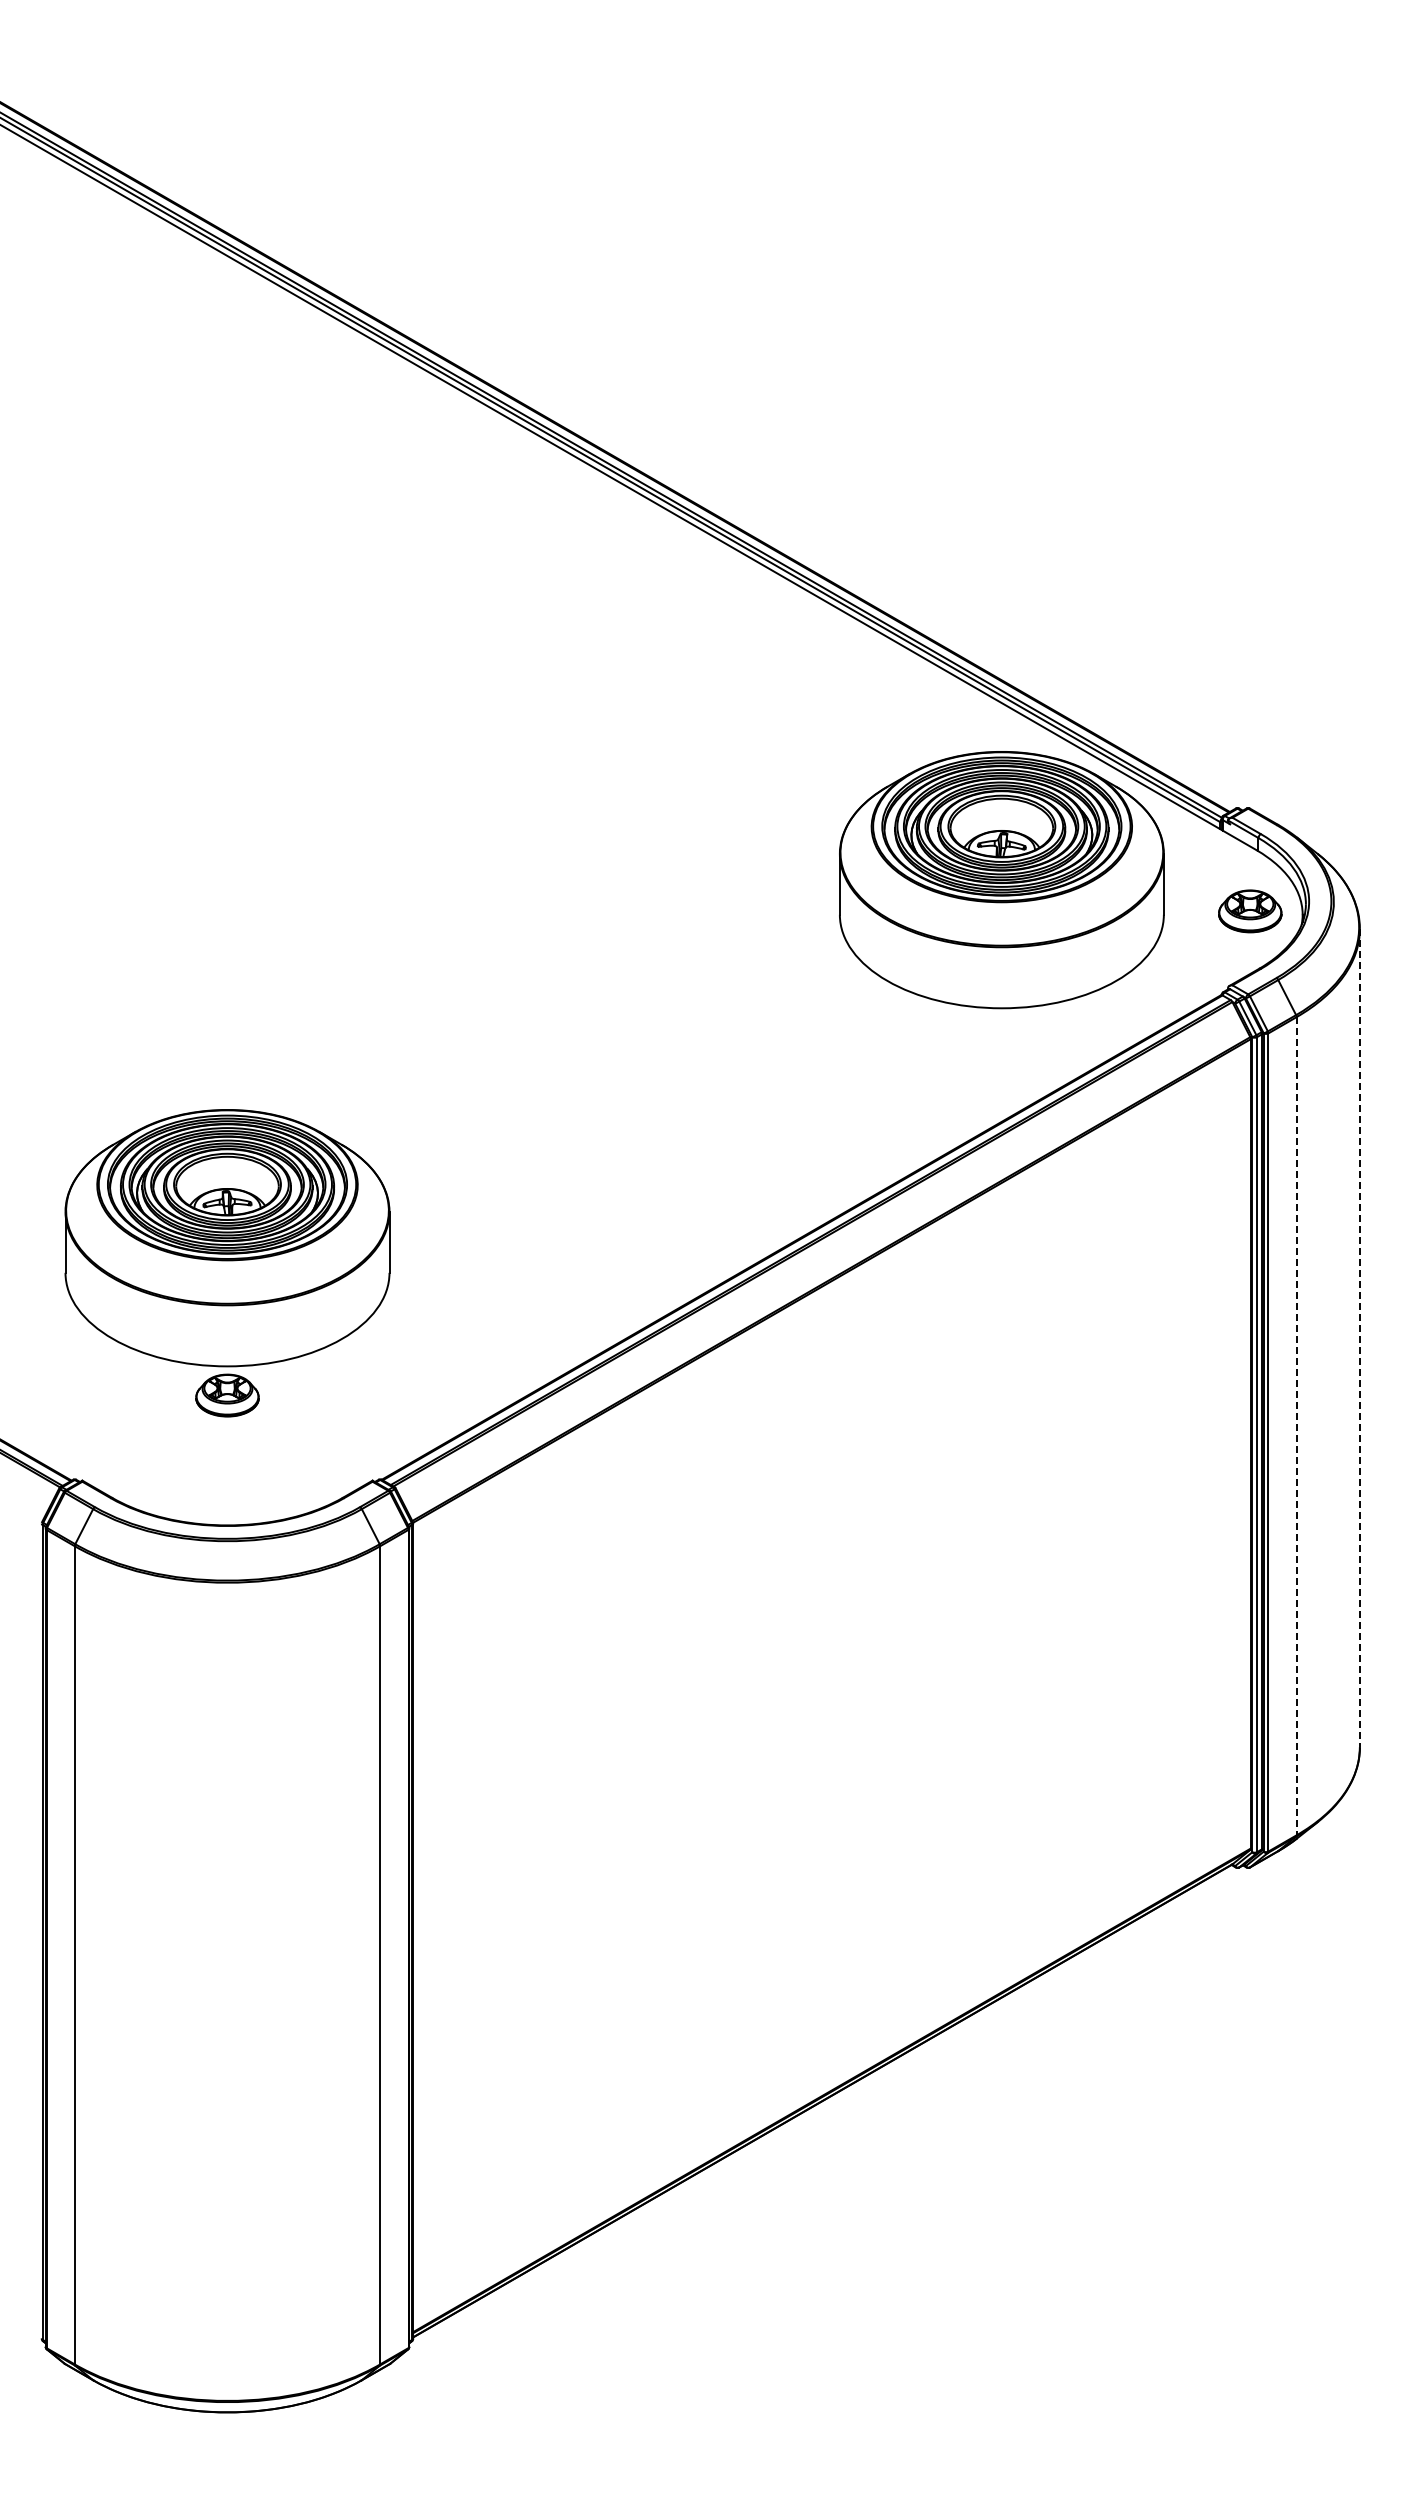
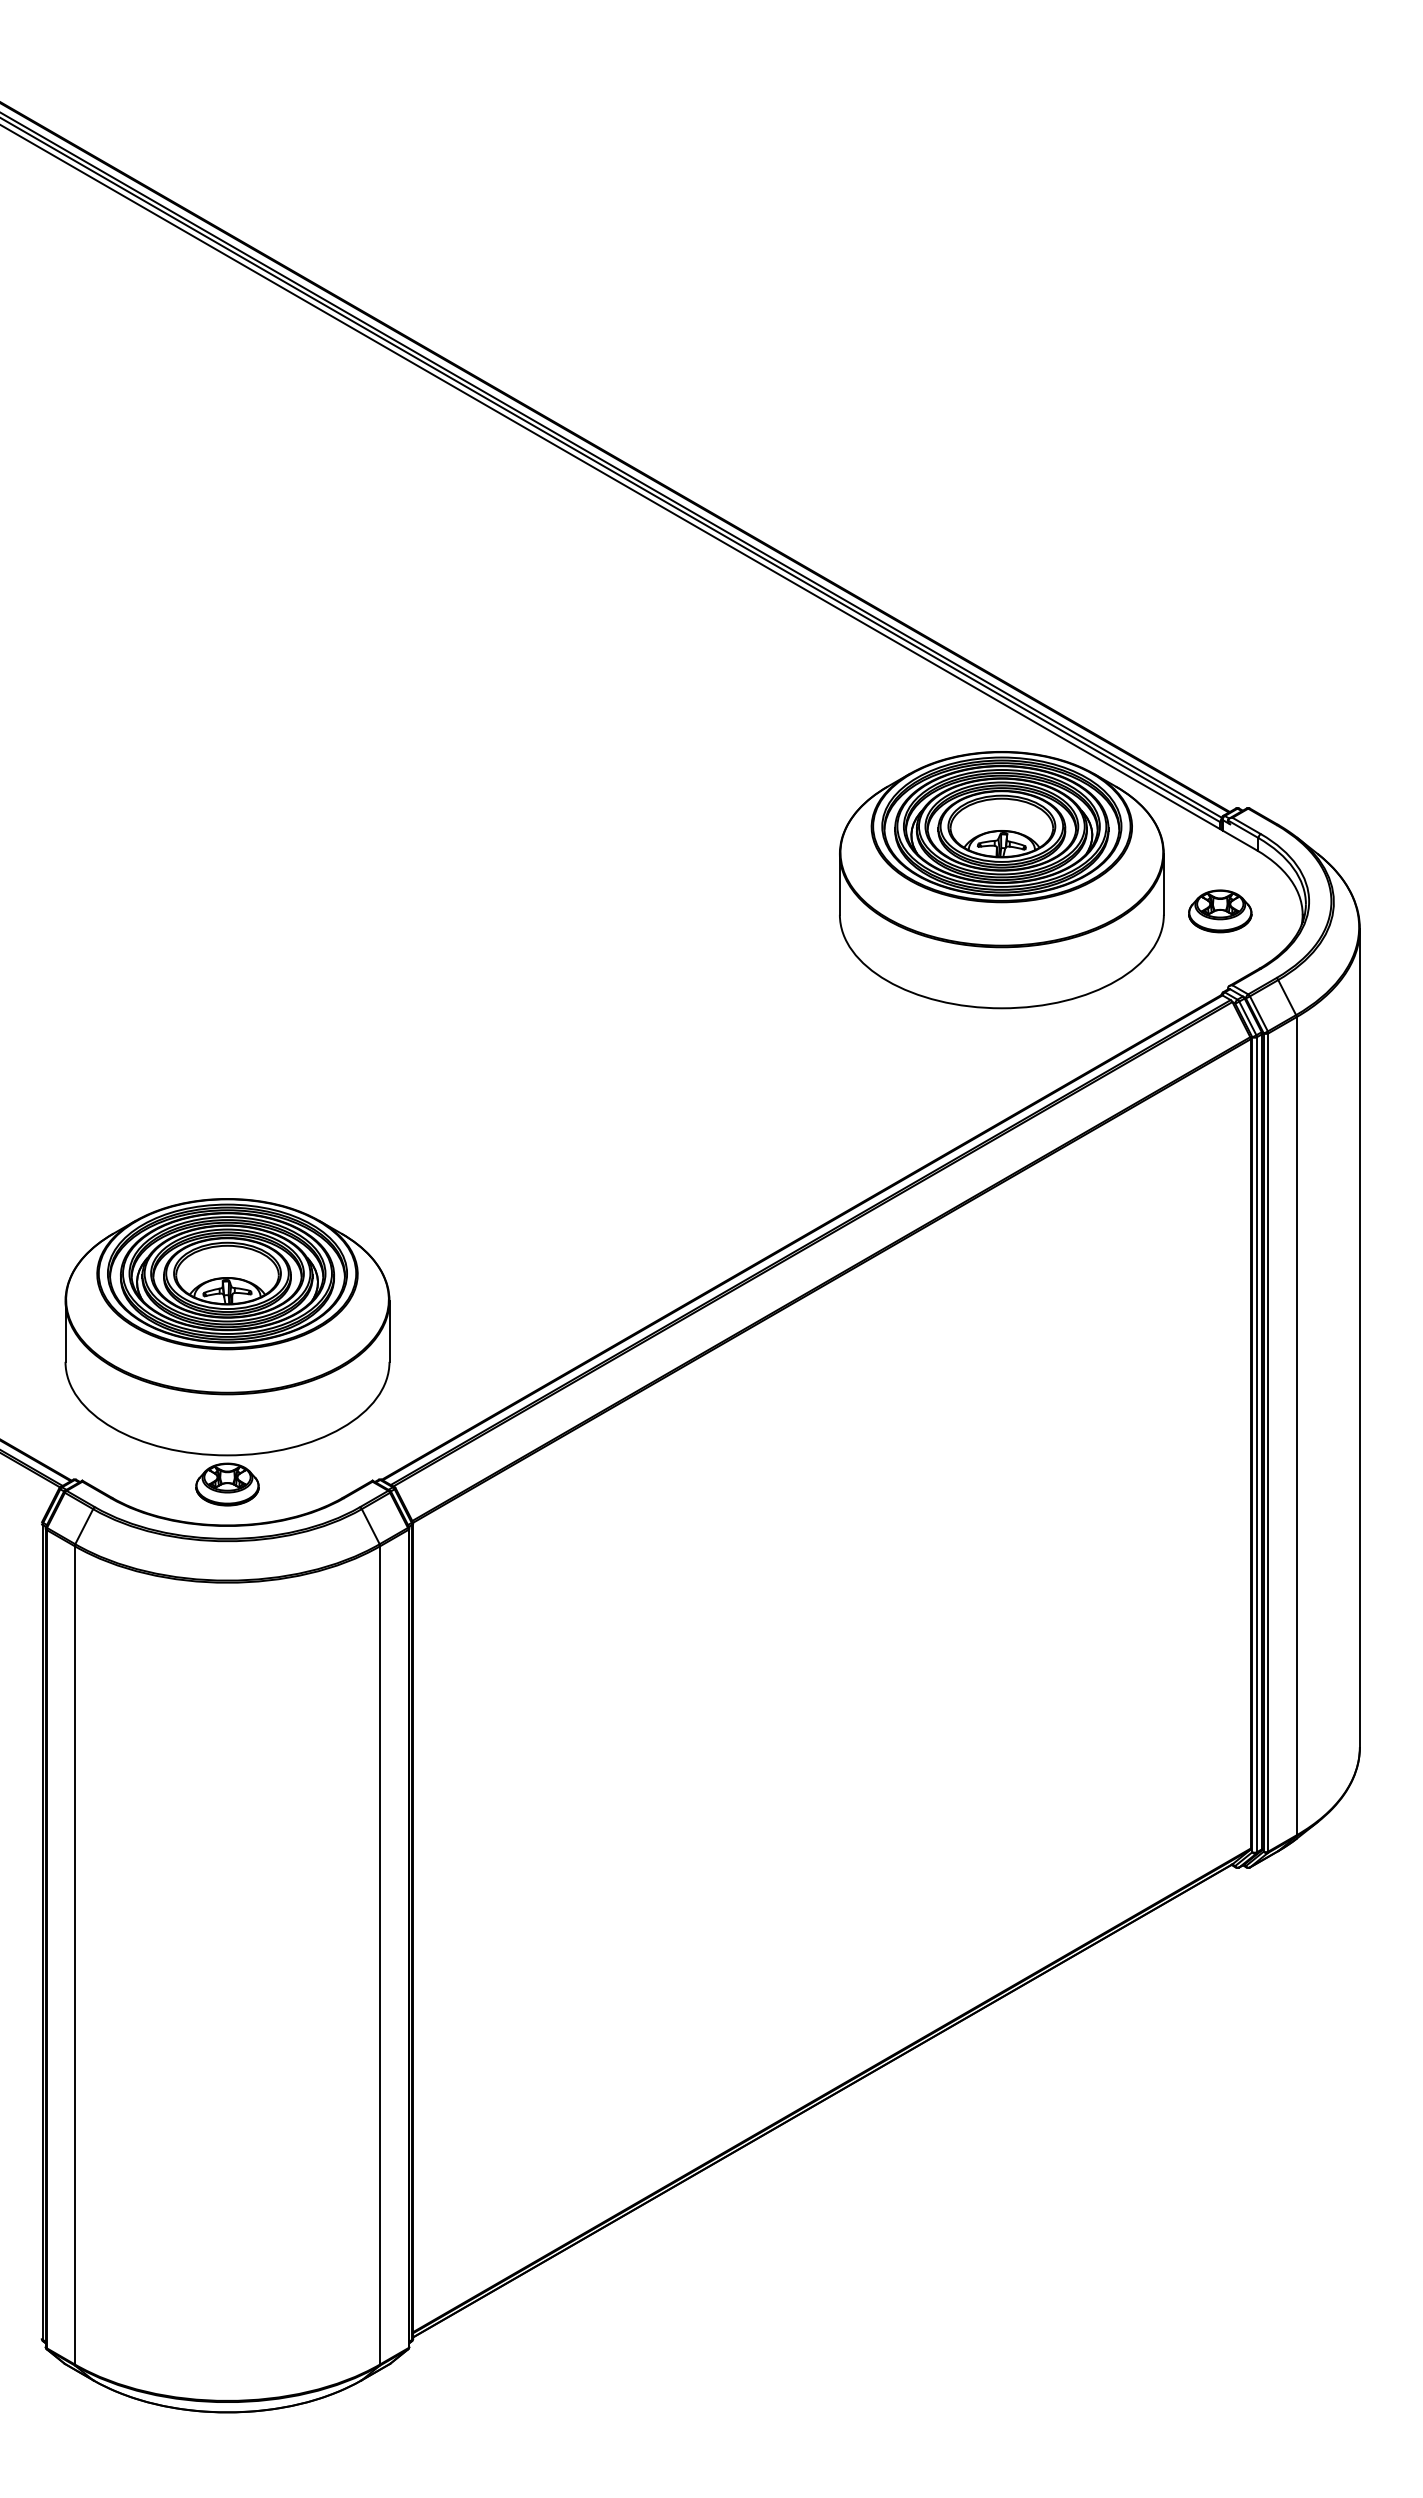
part position: (1250, 911) -> (1220, 911) (1220, 911)
part position: (227, 1263) -> (227, 1352) (227, 1352)
line: dashed -> solid (1359, 1338)
line: dashed -> solid (1296, 1426)
